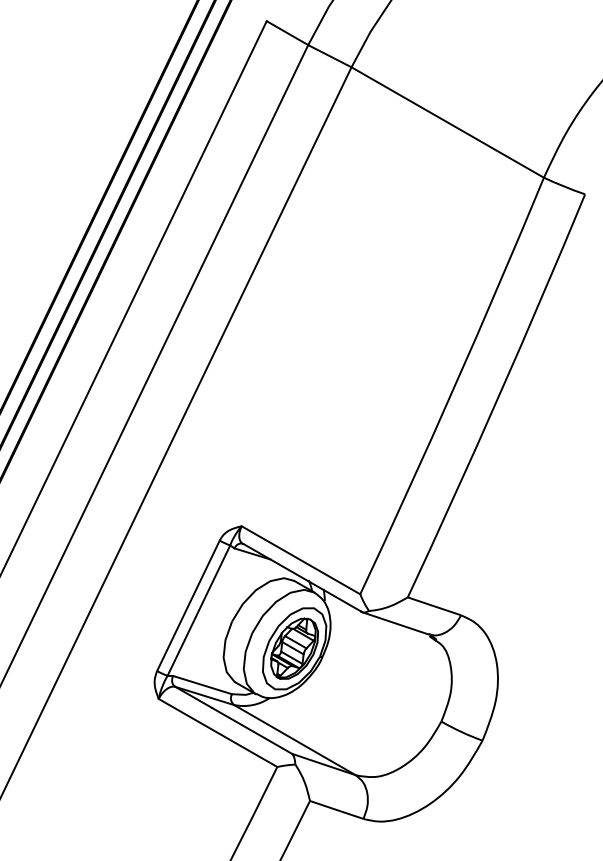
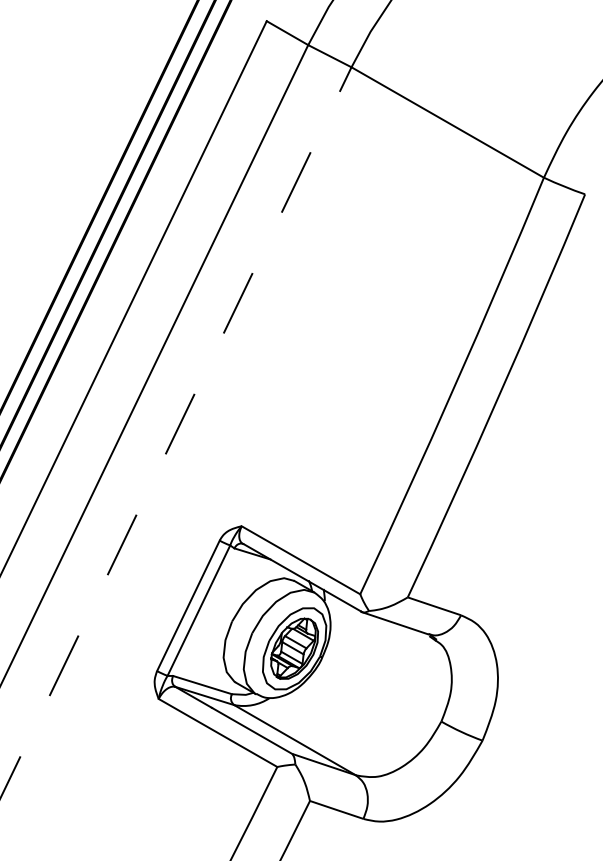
line: solid -> dashed (175, 433)
